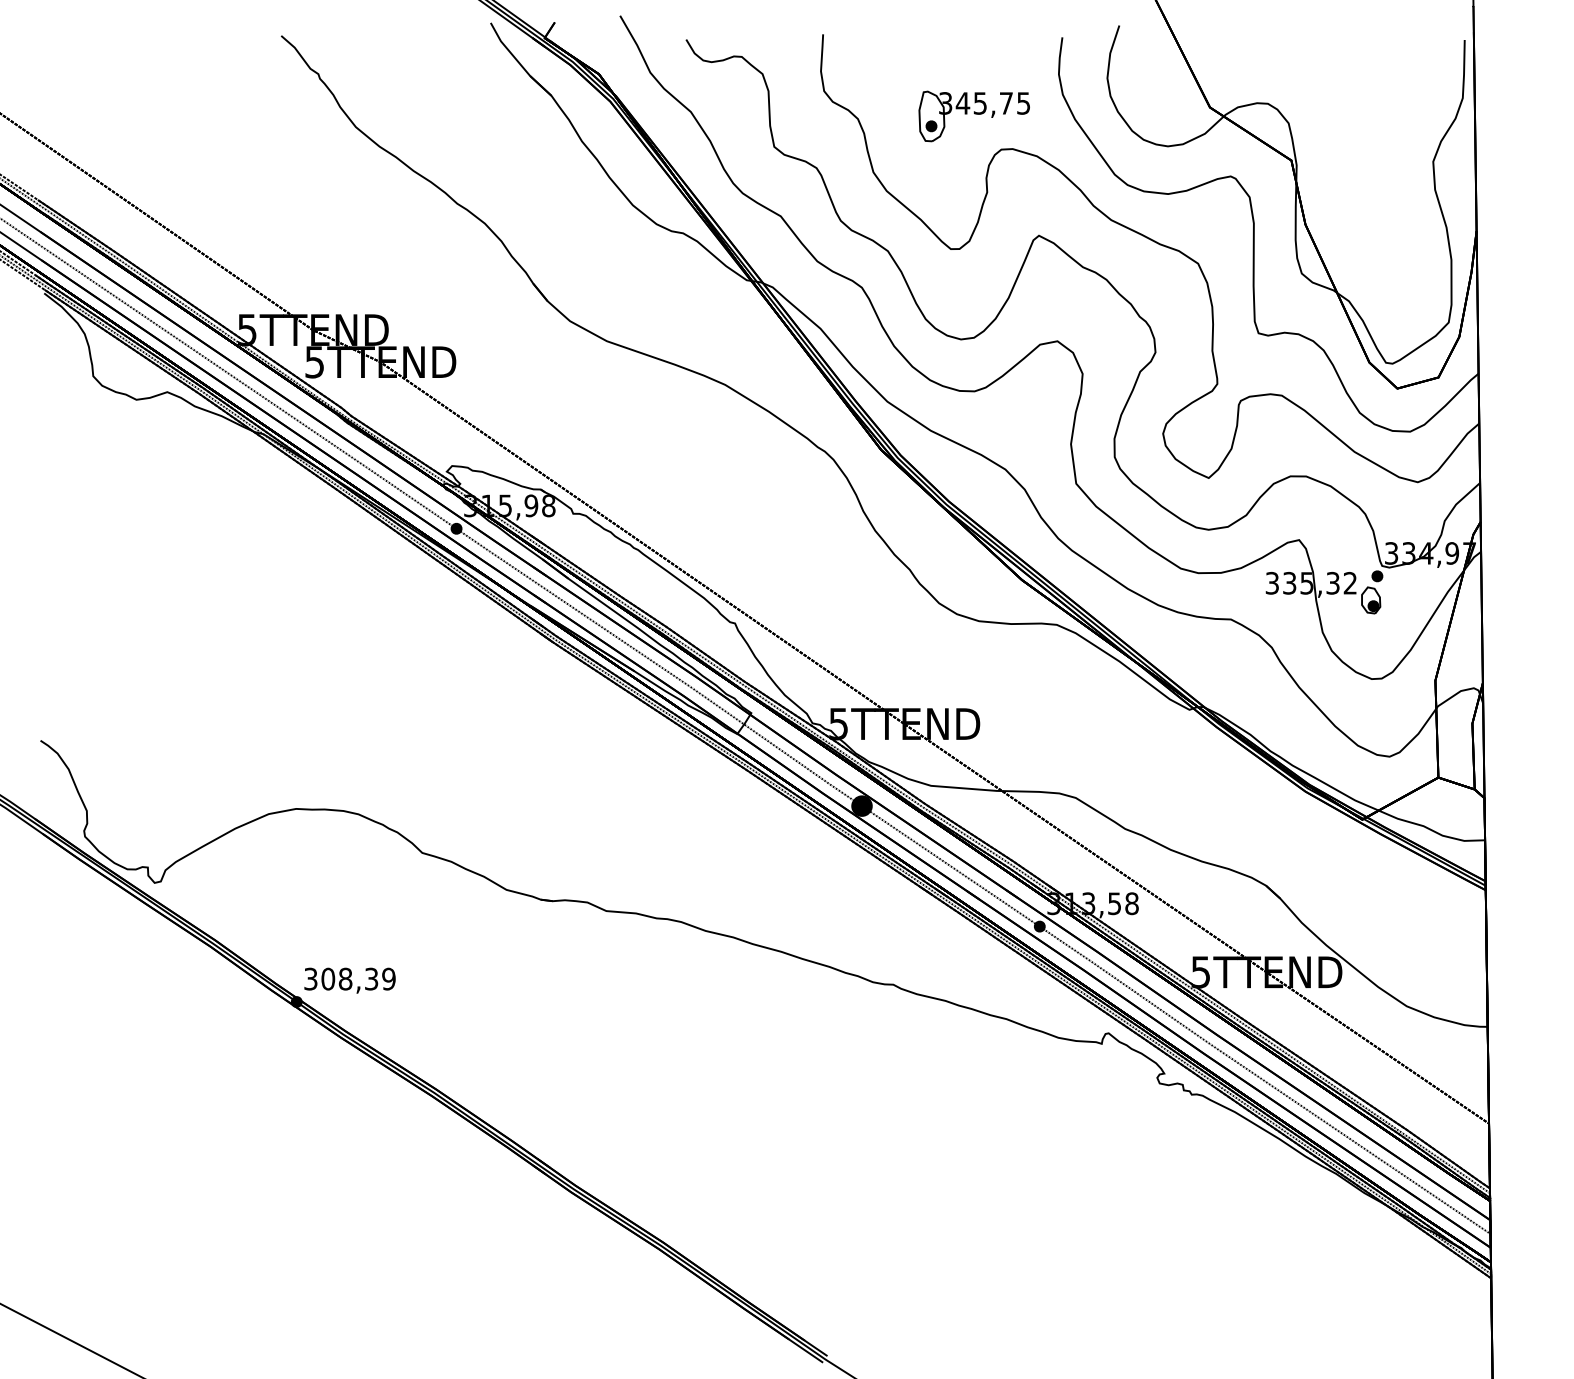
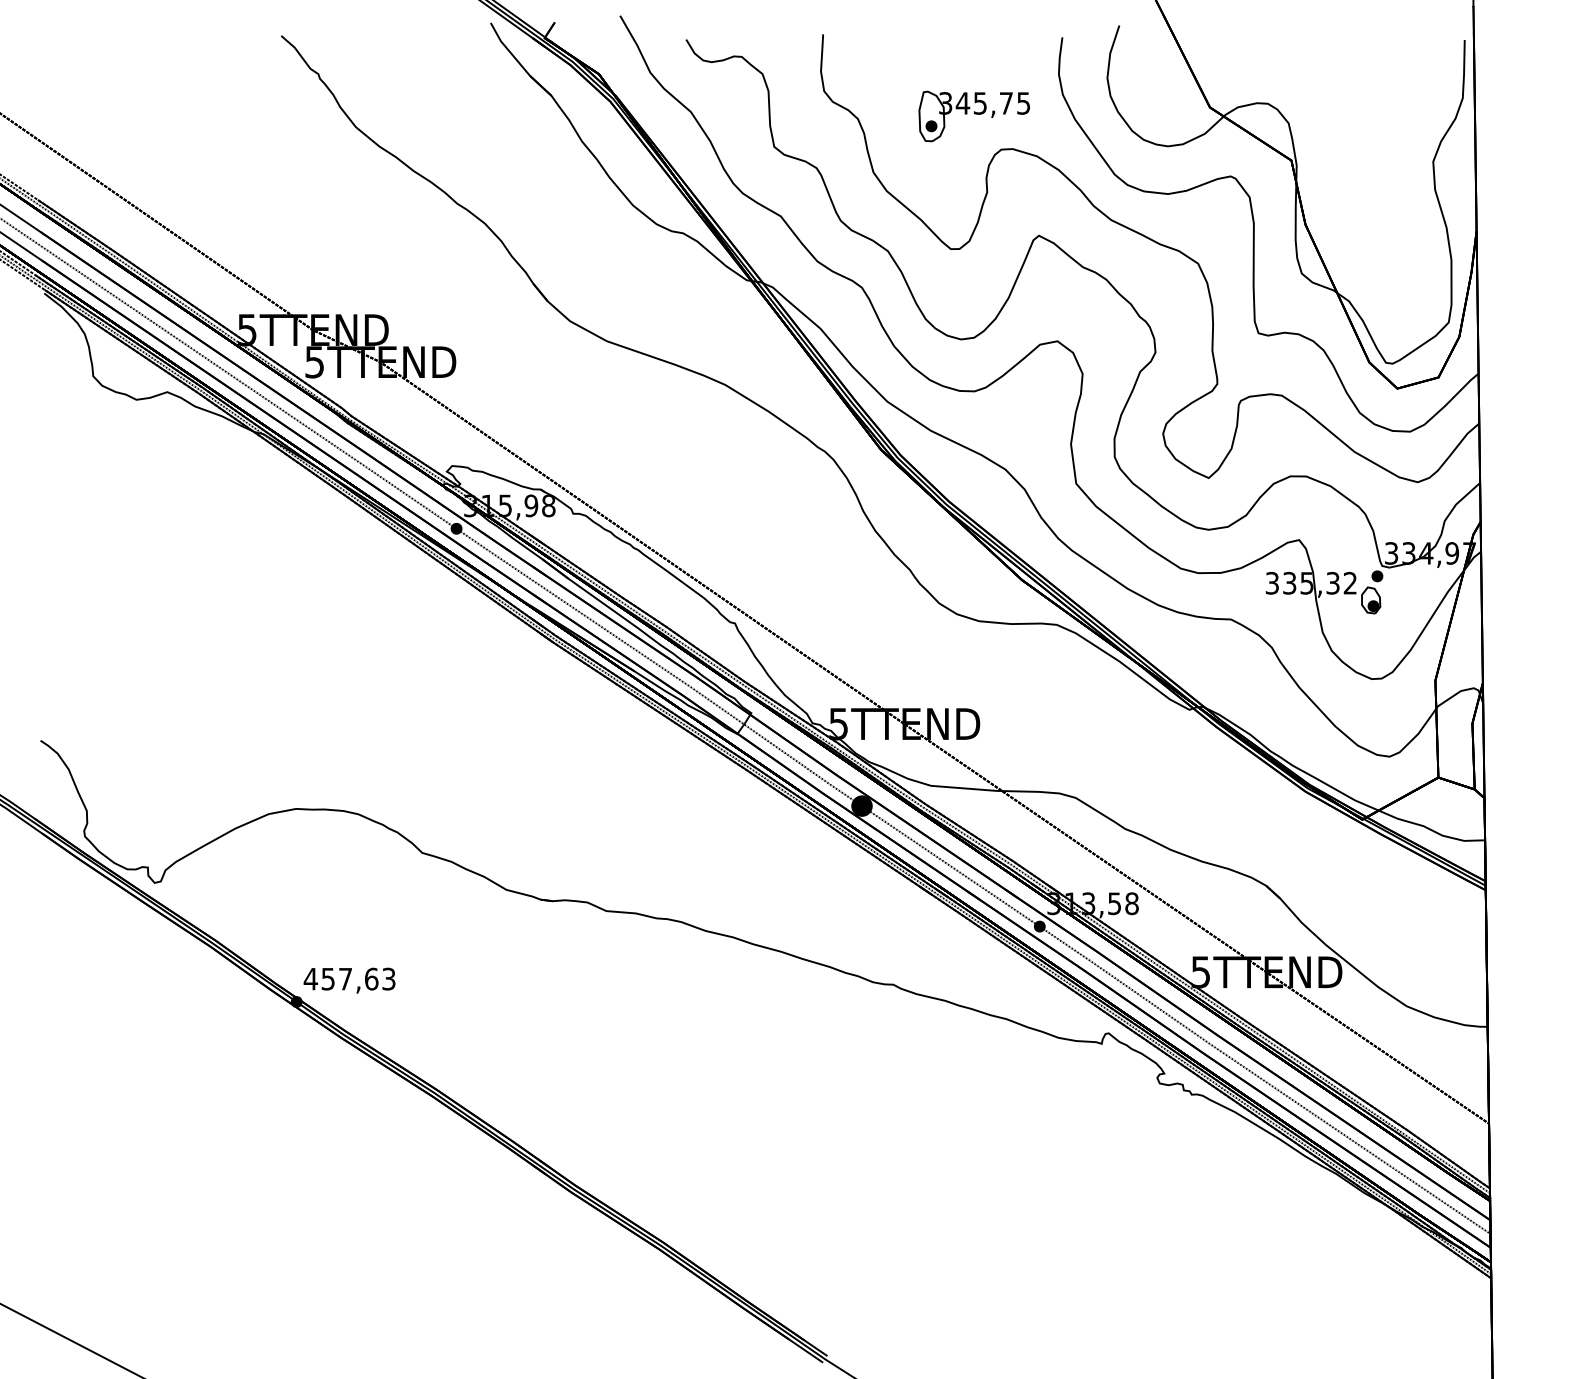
text: 308,39 -> 457,63 (349, 978)
